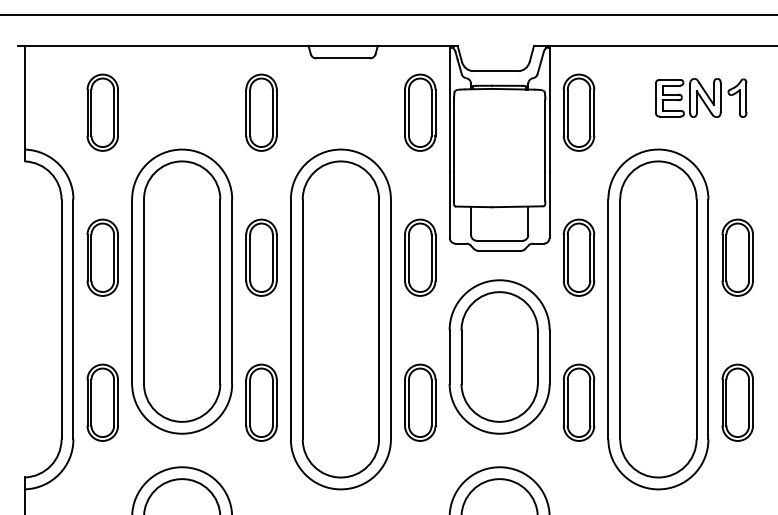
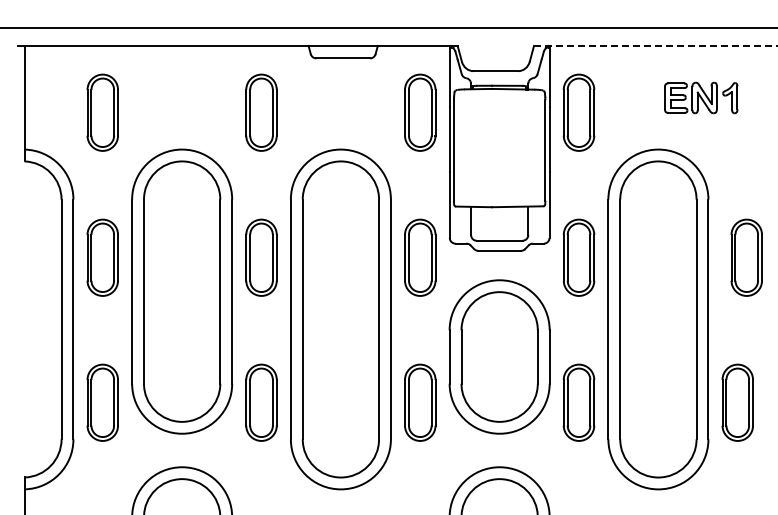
line position: (388, 15) -> (388, 28) (388, 28)
line: solid -> dashed (655, 46)
part size: 93x40 px -> 75x34 px (701, 97)
part position: (737, 257) -> (746, 257) (746, 257)
